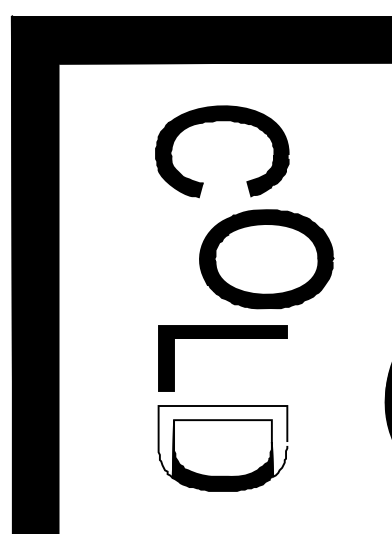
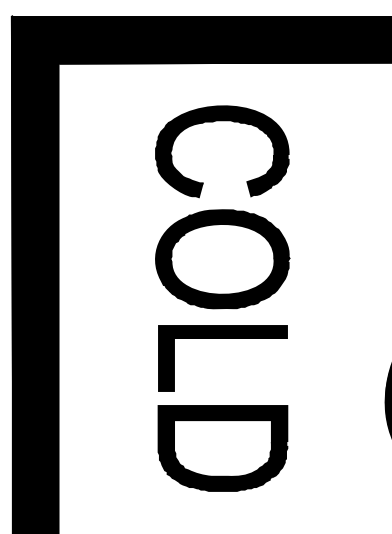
part position: (266, 259) -> (222, 259) (222, 259)
fill: none -> present (222, 442)
